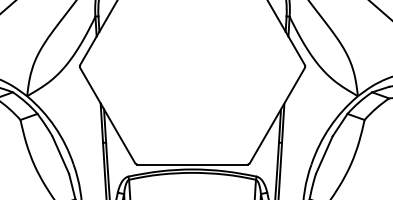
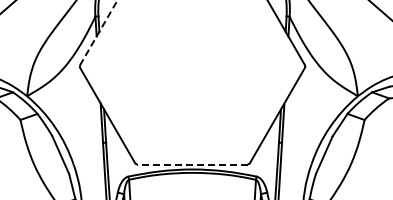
line: solid -> dashed (98, 32)
line: solid -> dashed (192, 164)
